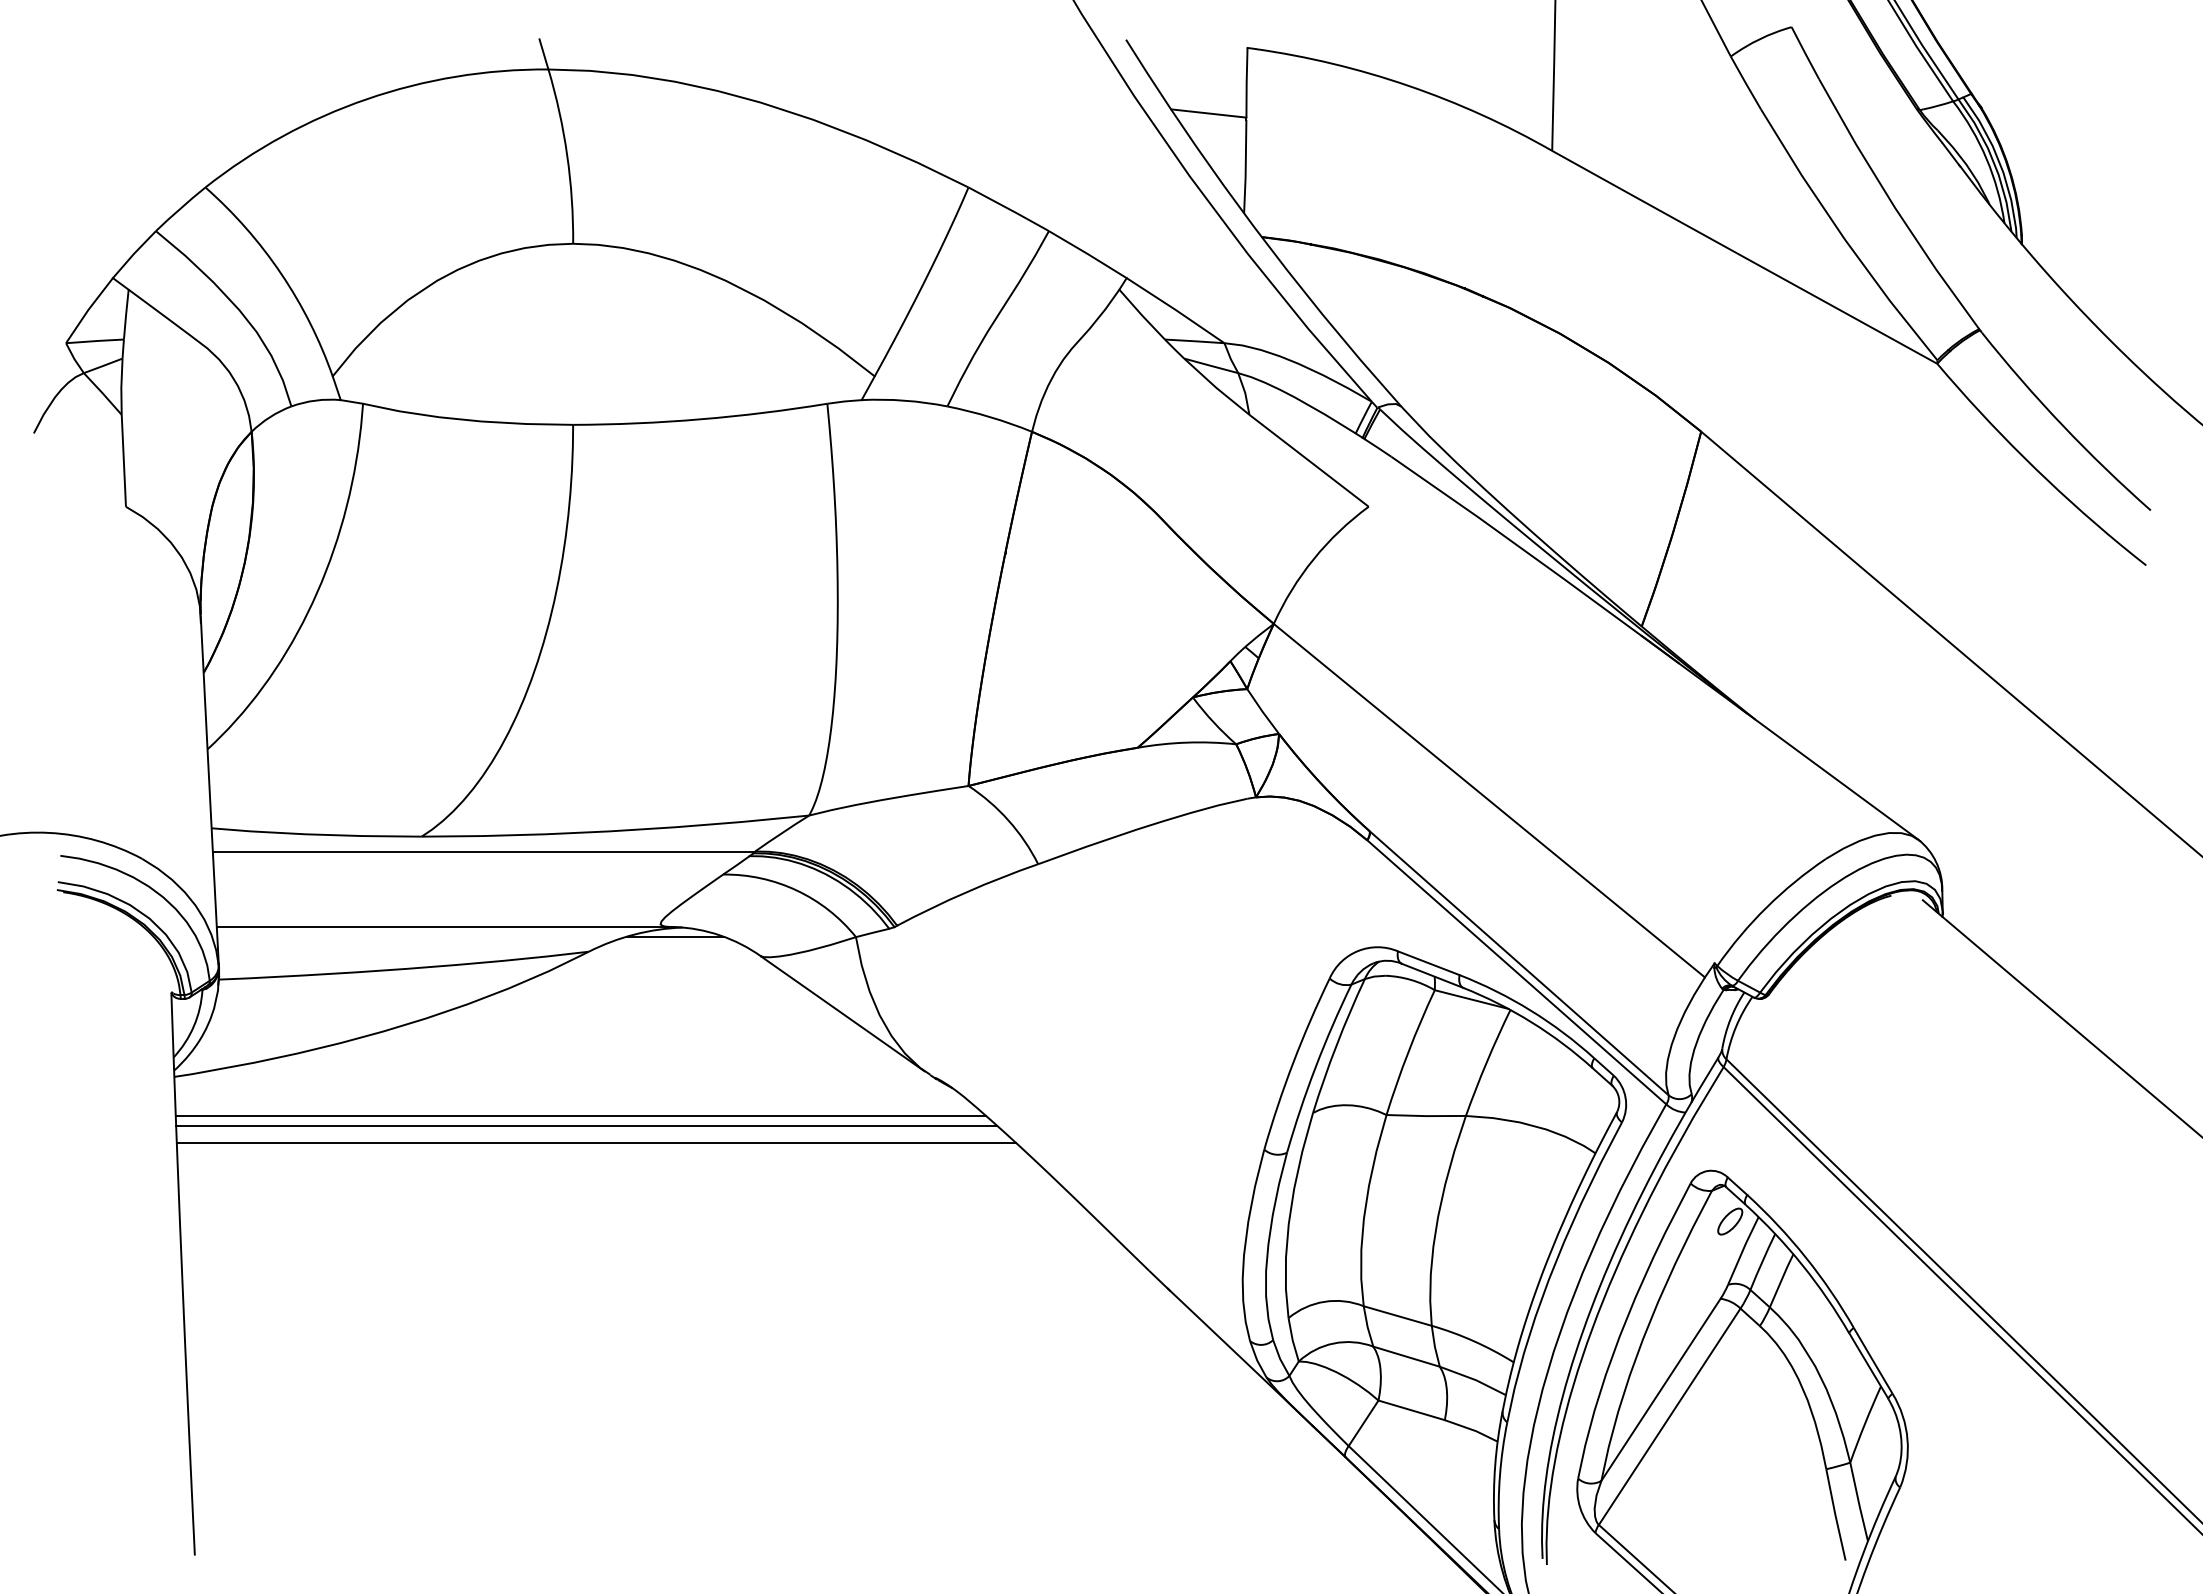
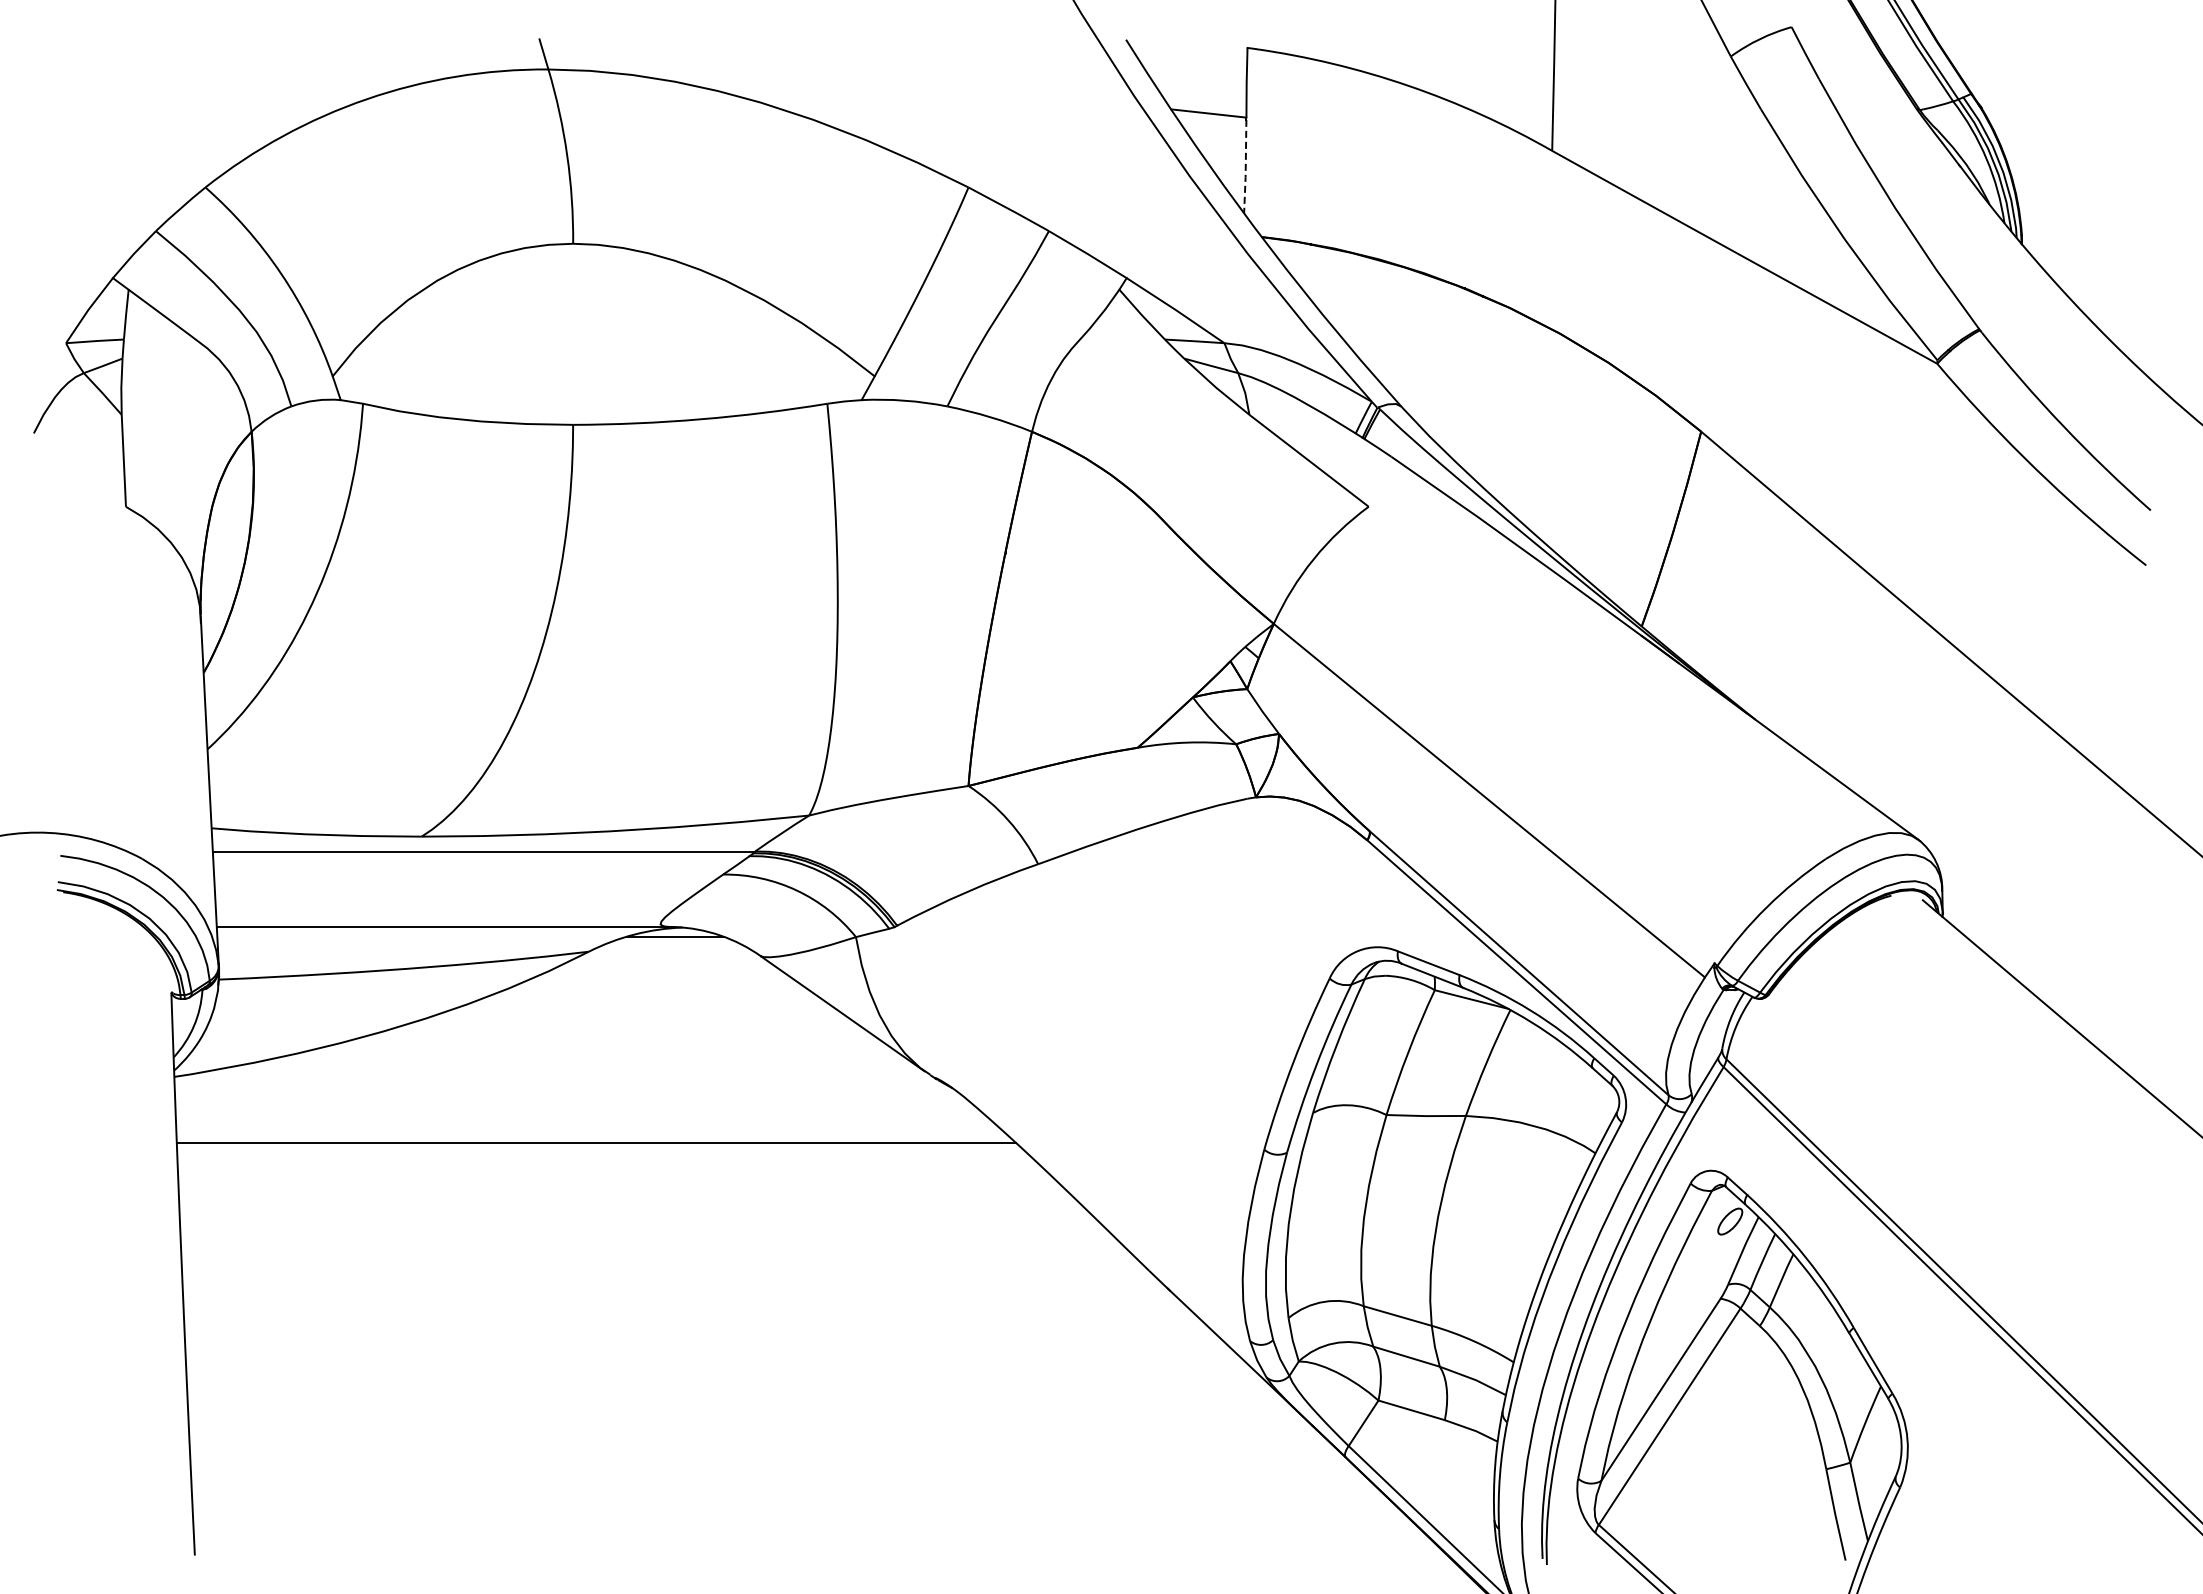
line: solid -> dashed (1245, 167)
line: present -> none (580, 1116)
line: present -> none (586, 1126)
